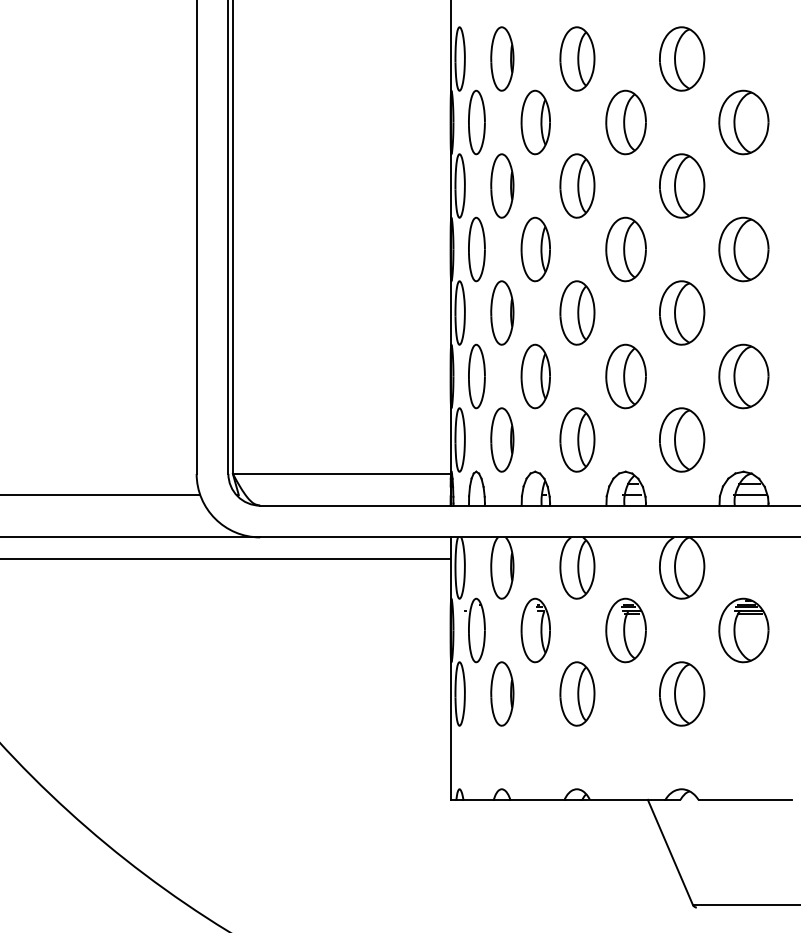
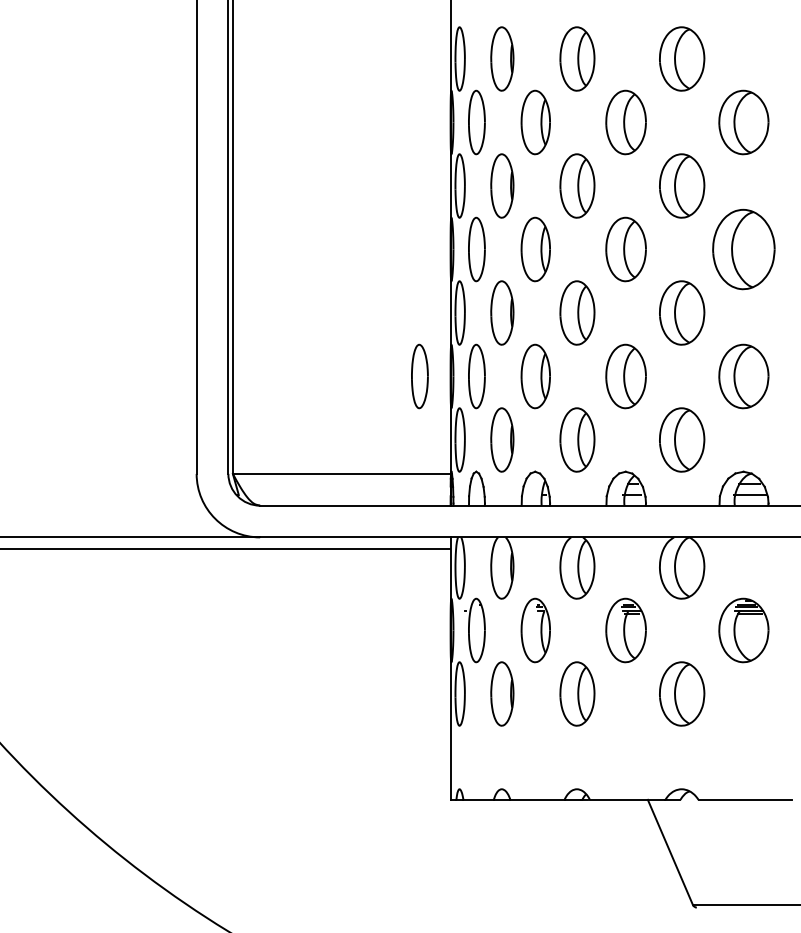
part size: 52x67 px -> 64x83 px (743, 249)
part: none -> present (419, 376)
line: present -> none (101, 495)
line position: (226, 558) -> (226, 548) (226, 548)
